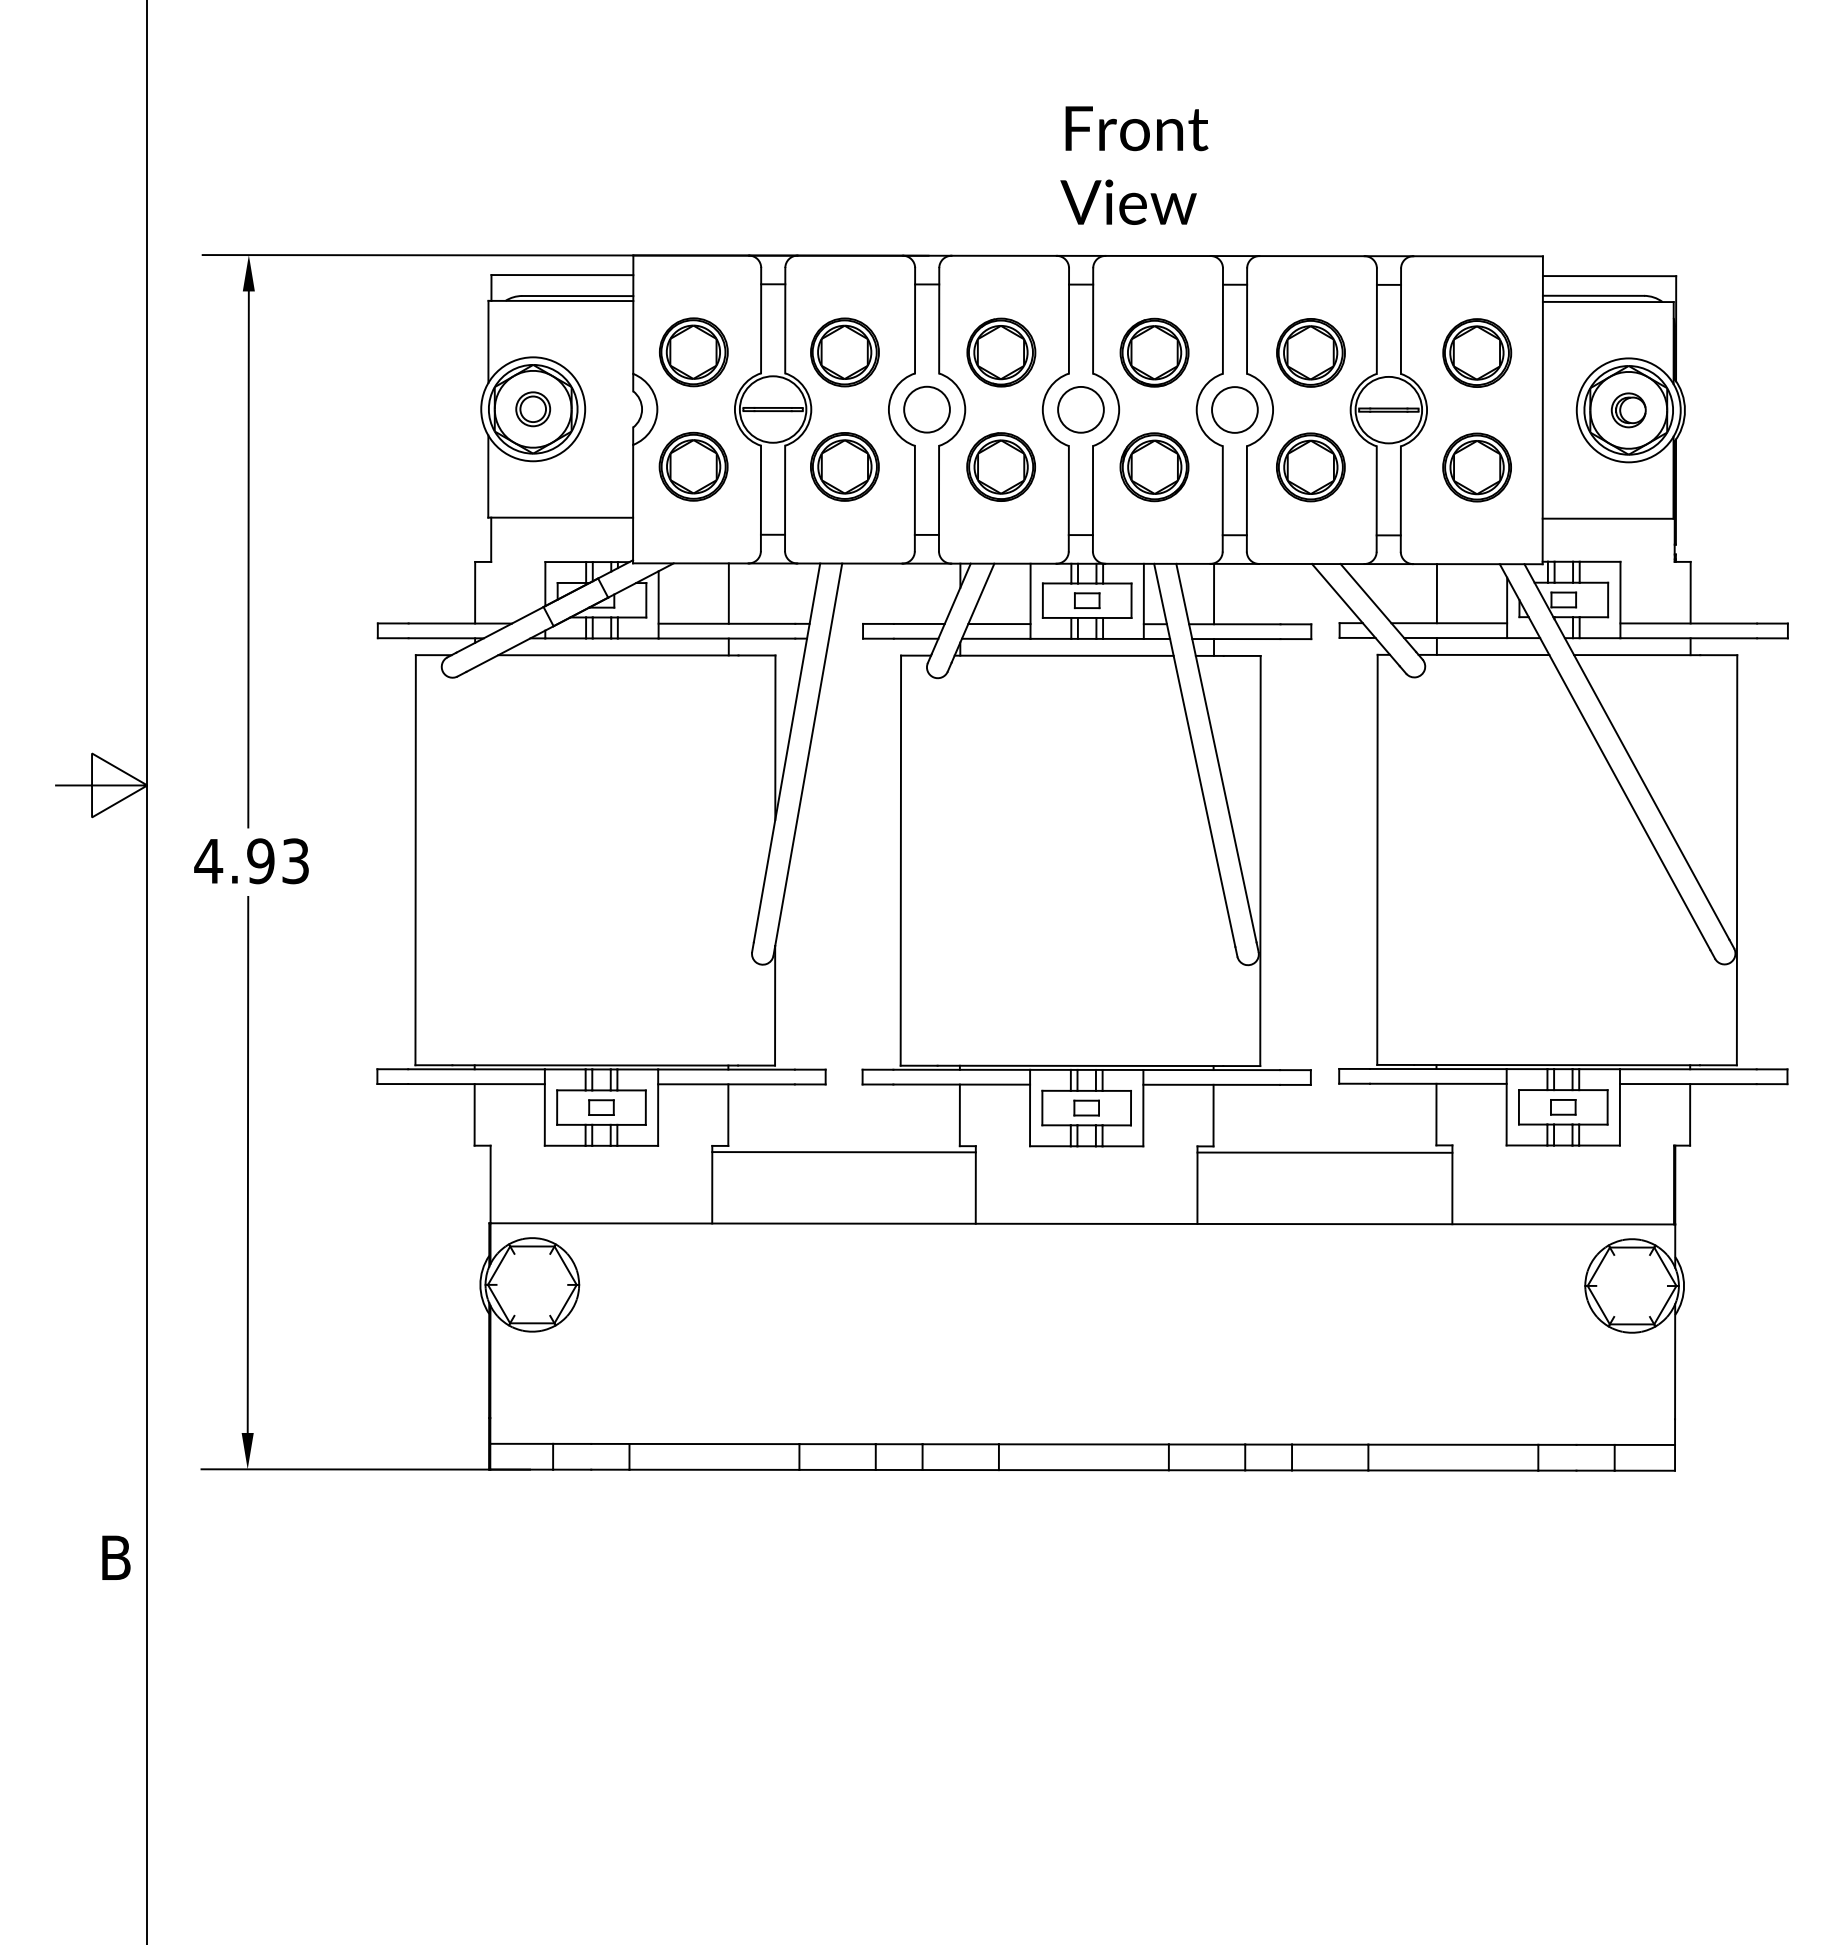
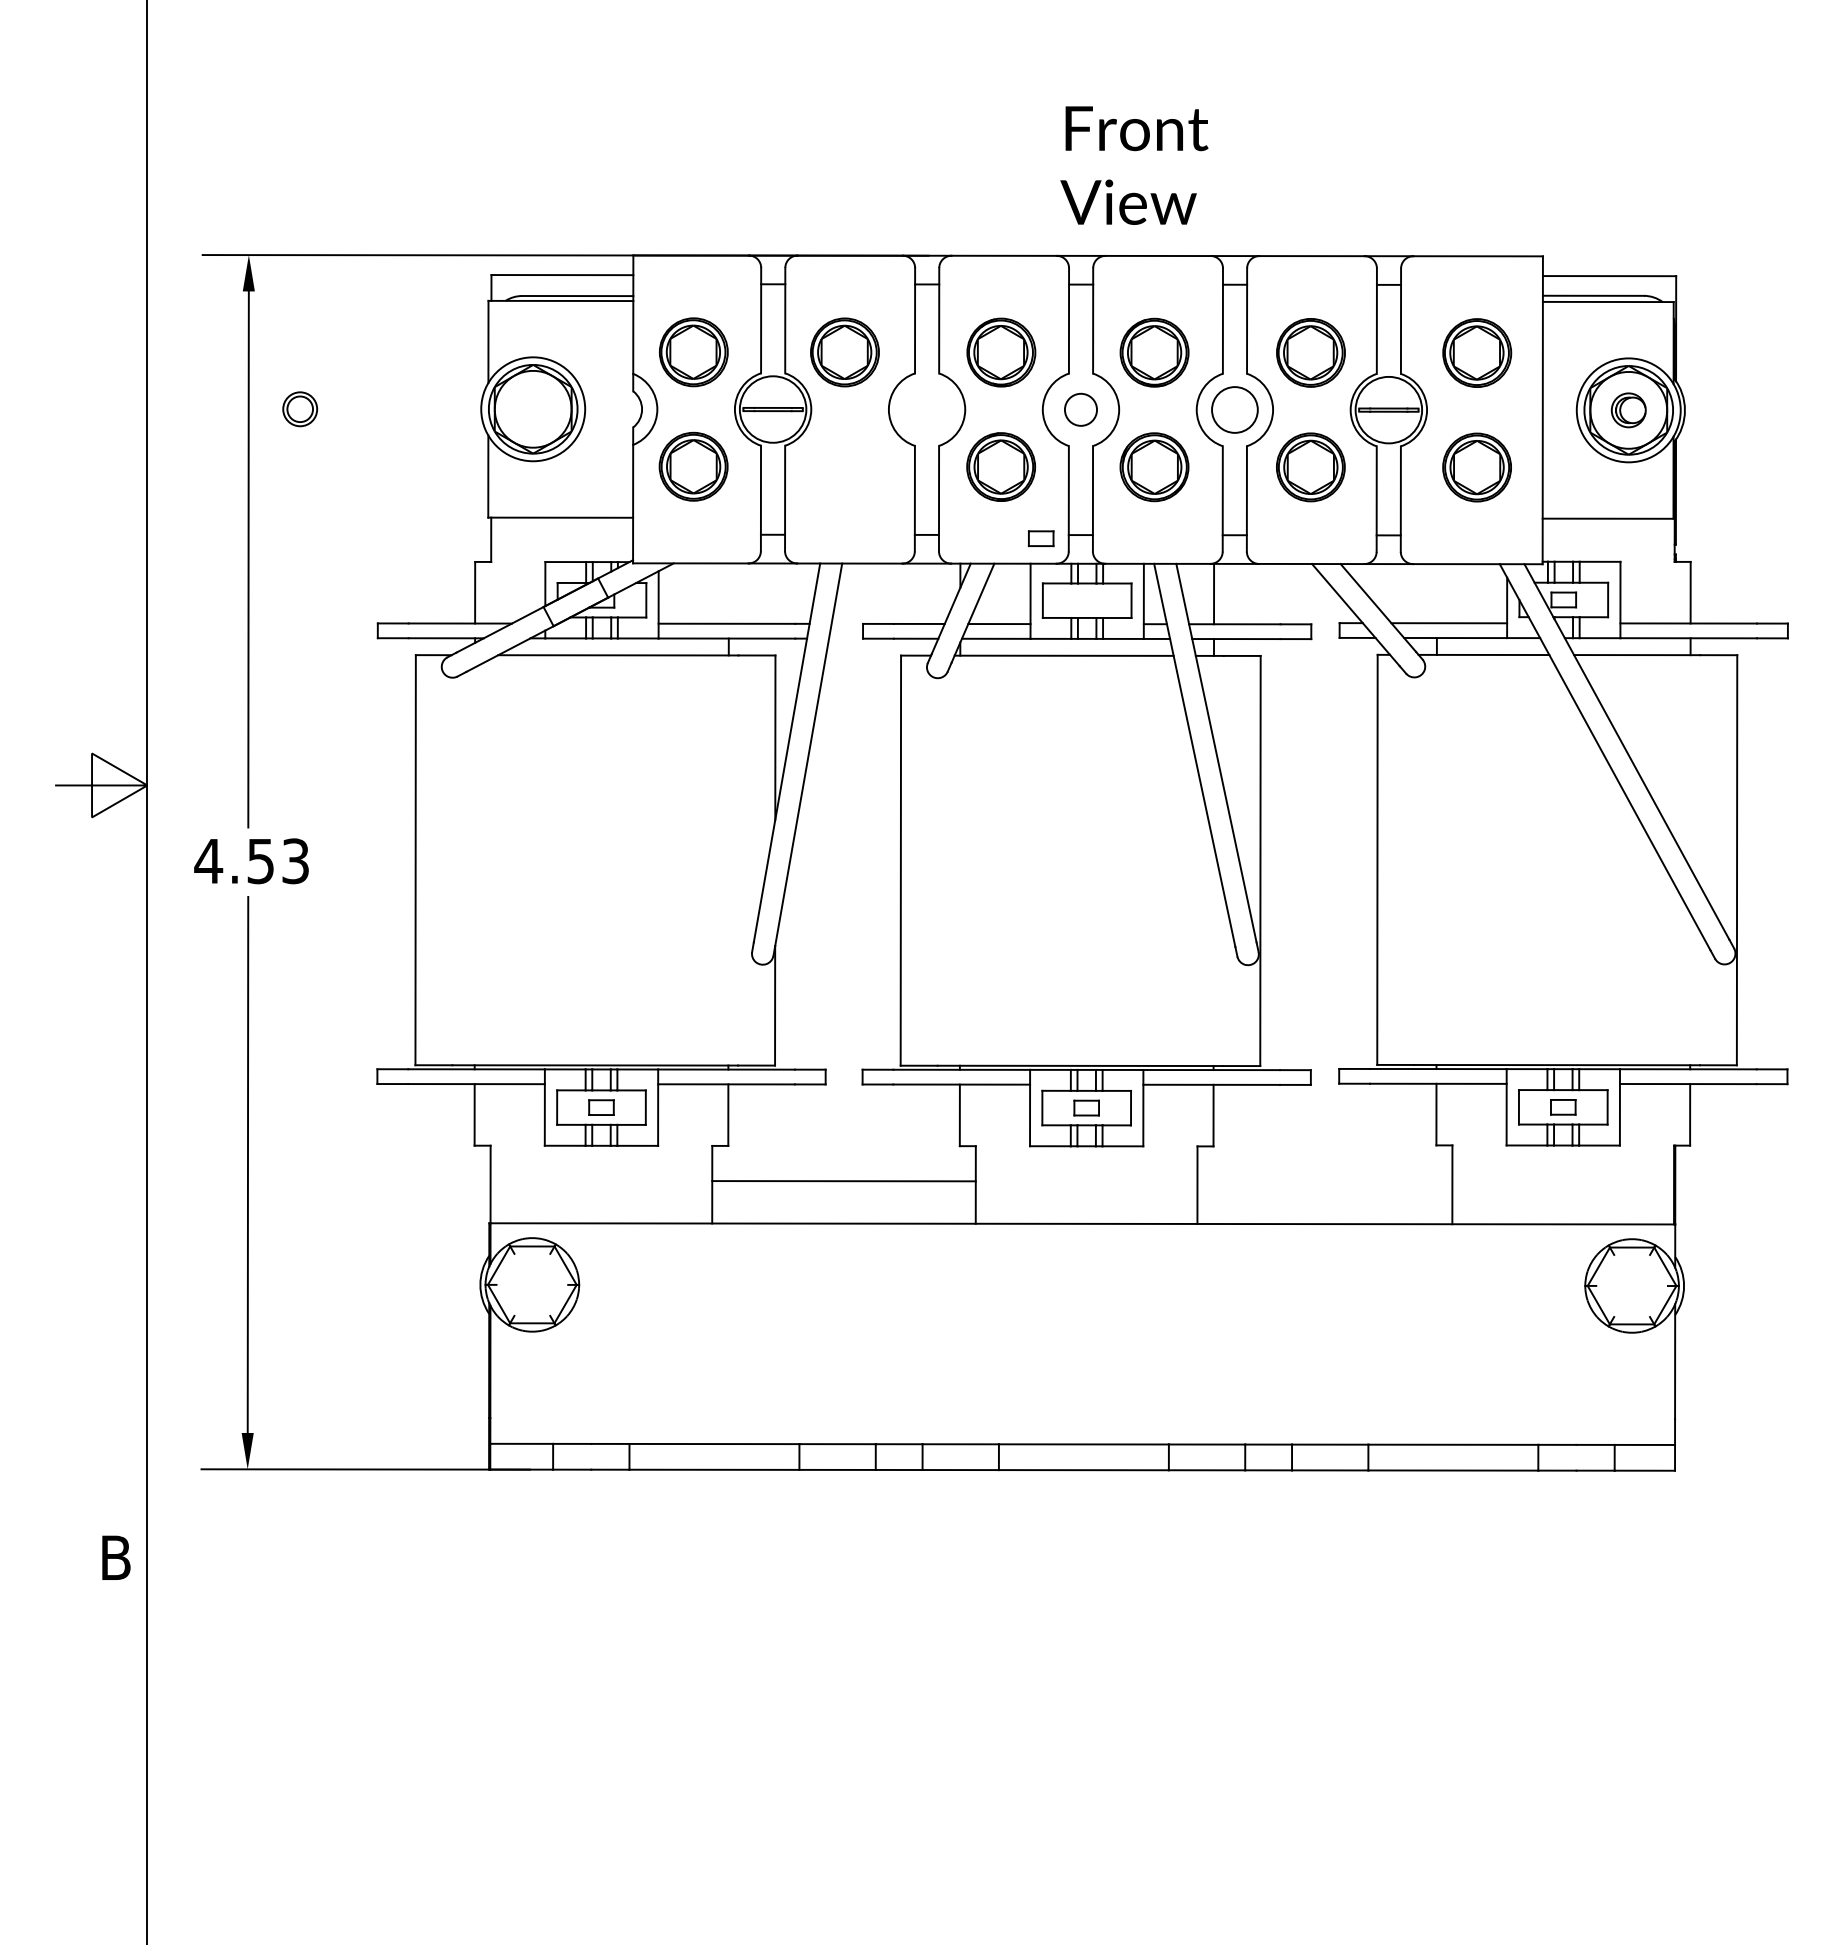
part position: (533, 409) -> (300, 409) (300, 409)
circle: present -> none (926, 409)
circle diameter: 46 px -> 32 px (1080, 409)
part: present -> none (844, 466)
line: present -> none (728, 593)
line: present -> none (1436, 593)
part position: (1086, 600) -> (1040, 538) (1040, 538)
text: 4.93 -> 4.53 (260, 861)
line position: (843, 1152) -> (843, 1181) (843, 1181)
line: present -> none (1324, 1152)
